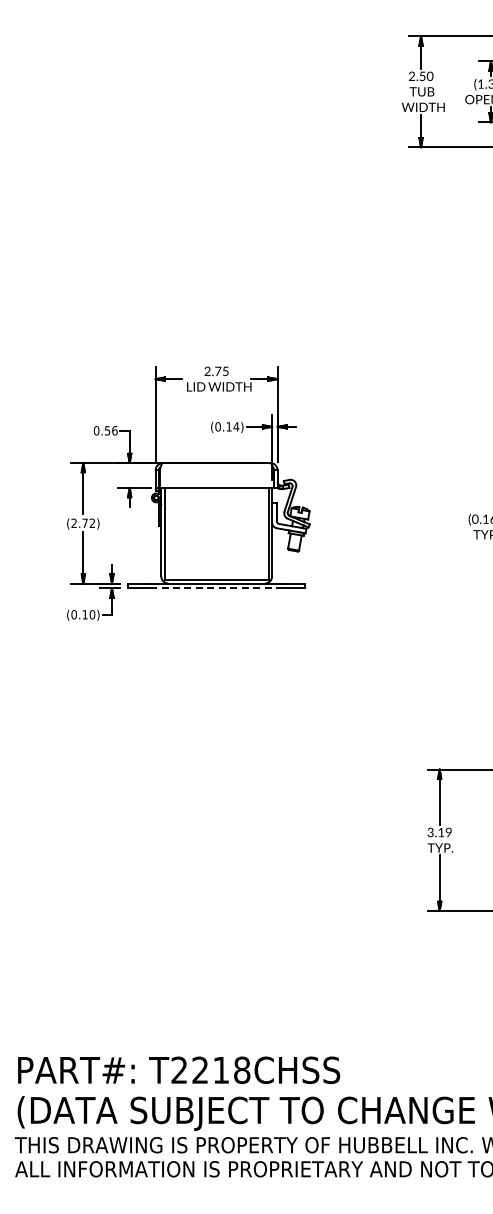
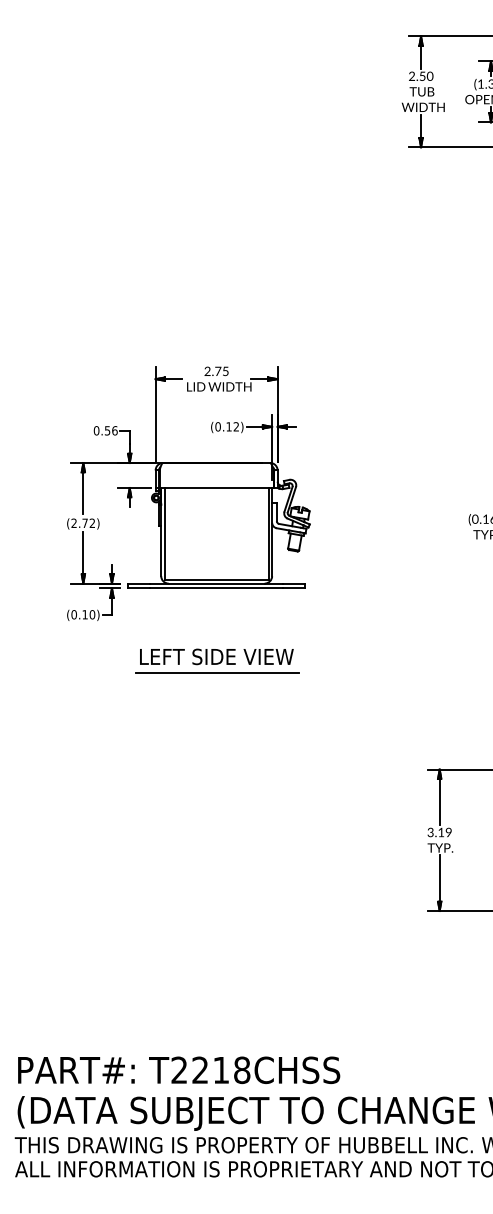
text: (0.14) -> (0.12) (236, 426)
line: dashed -> solid (216, 588)
part: none -> present (217, 660)
